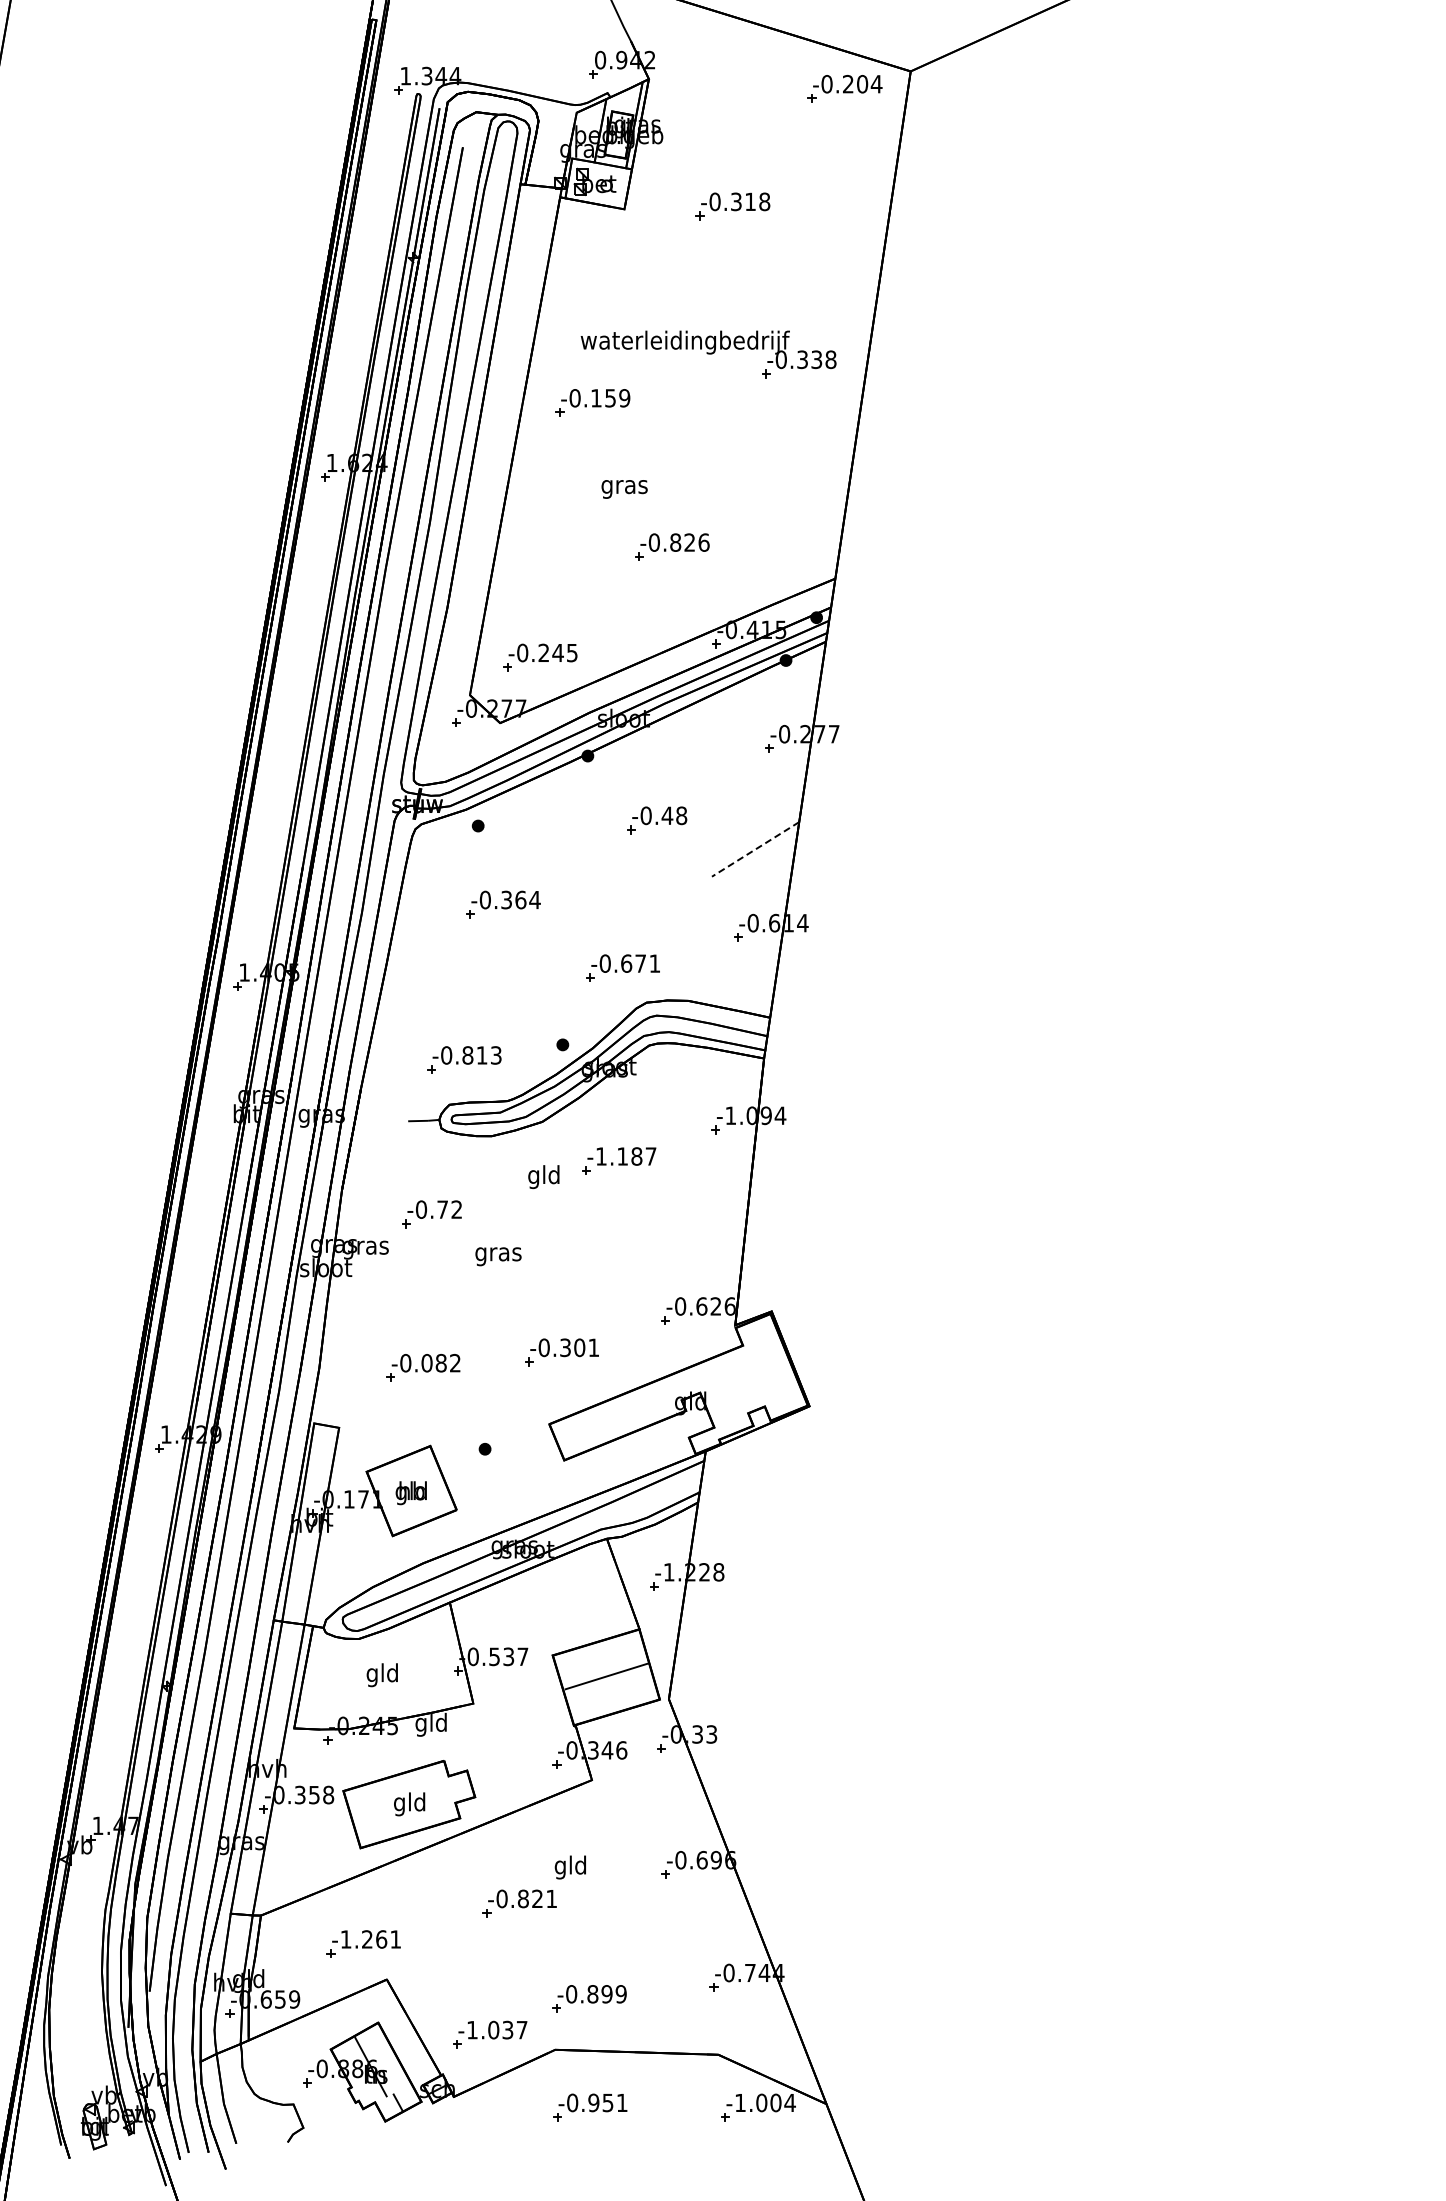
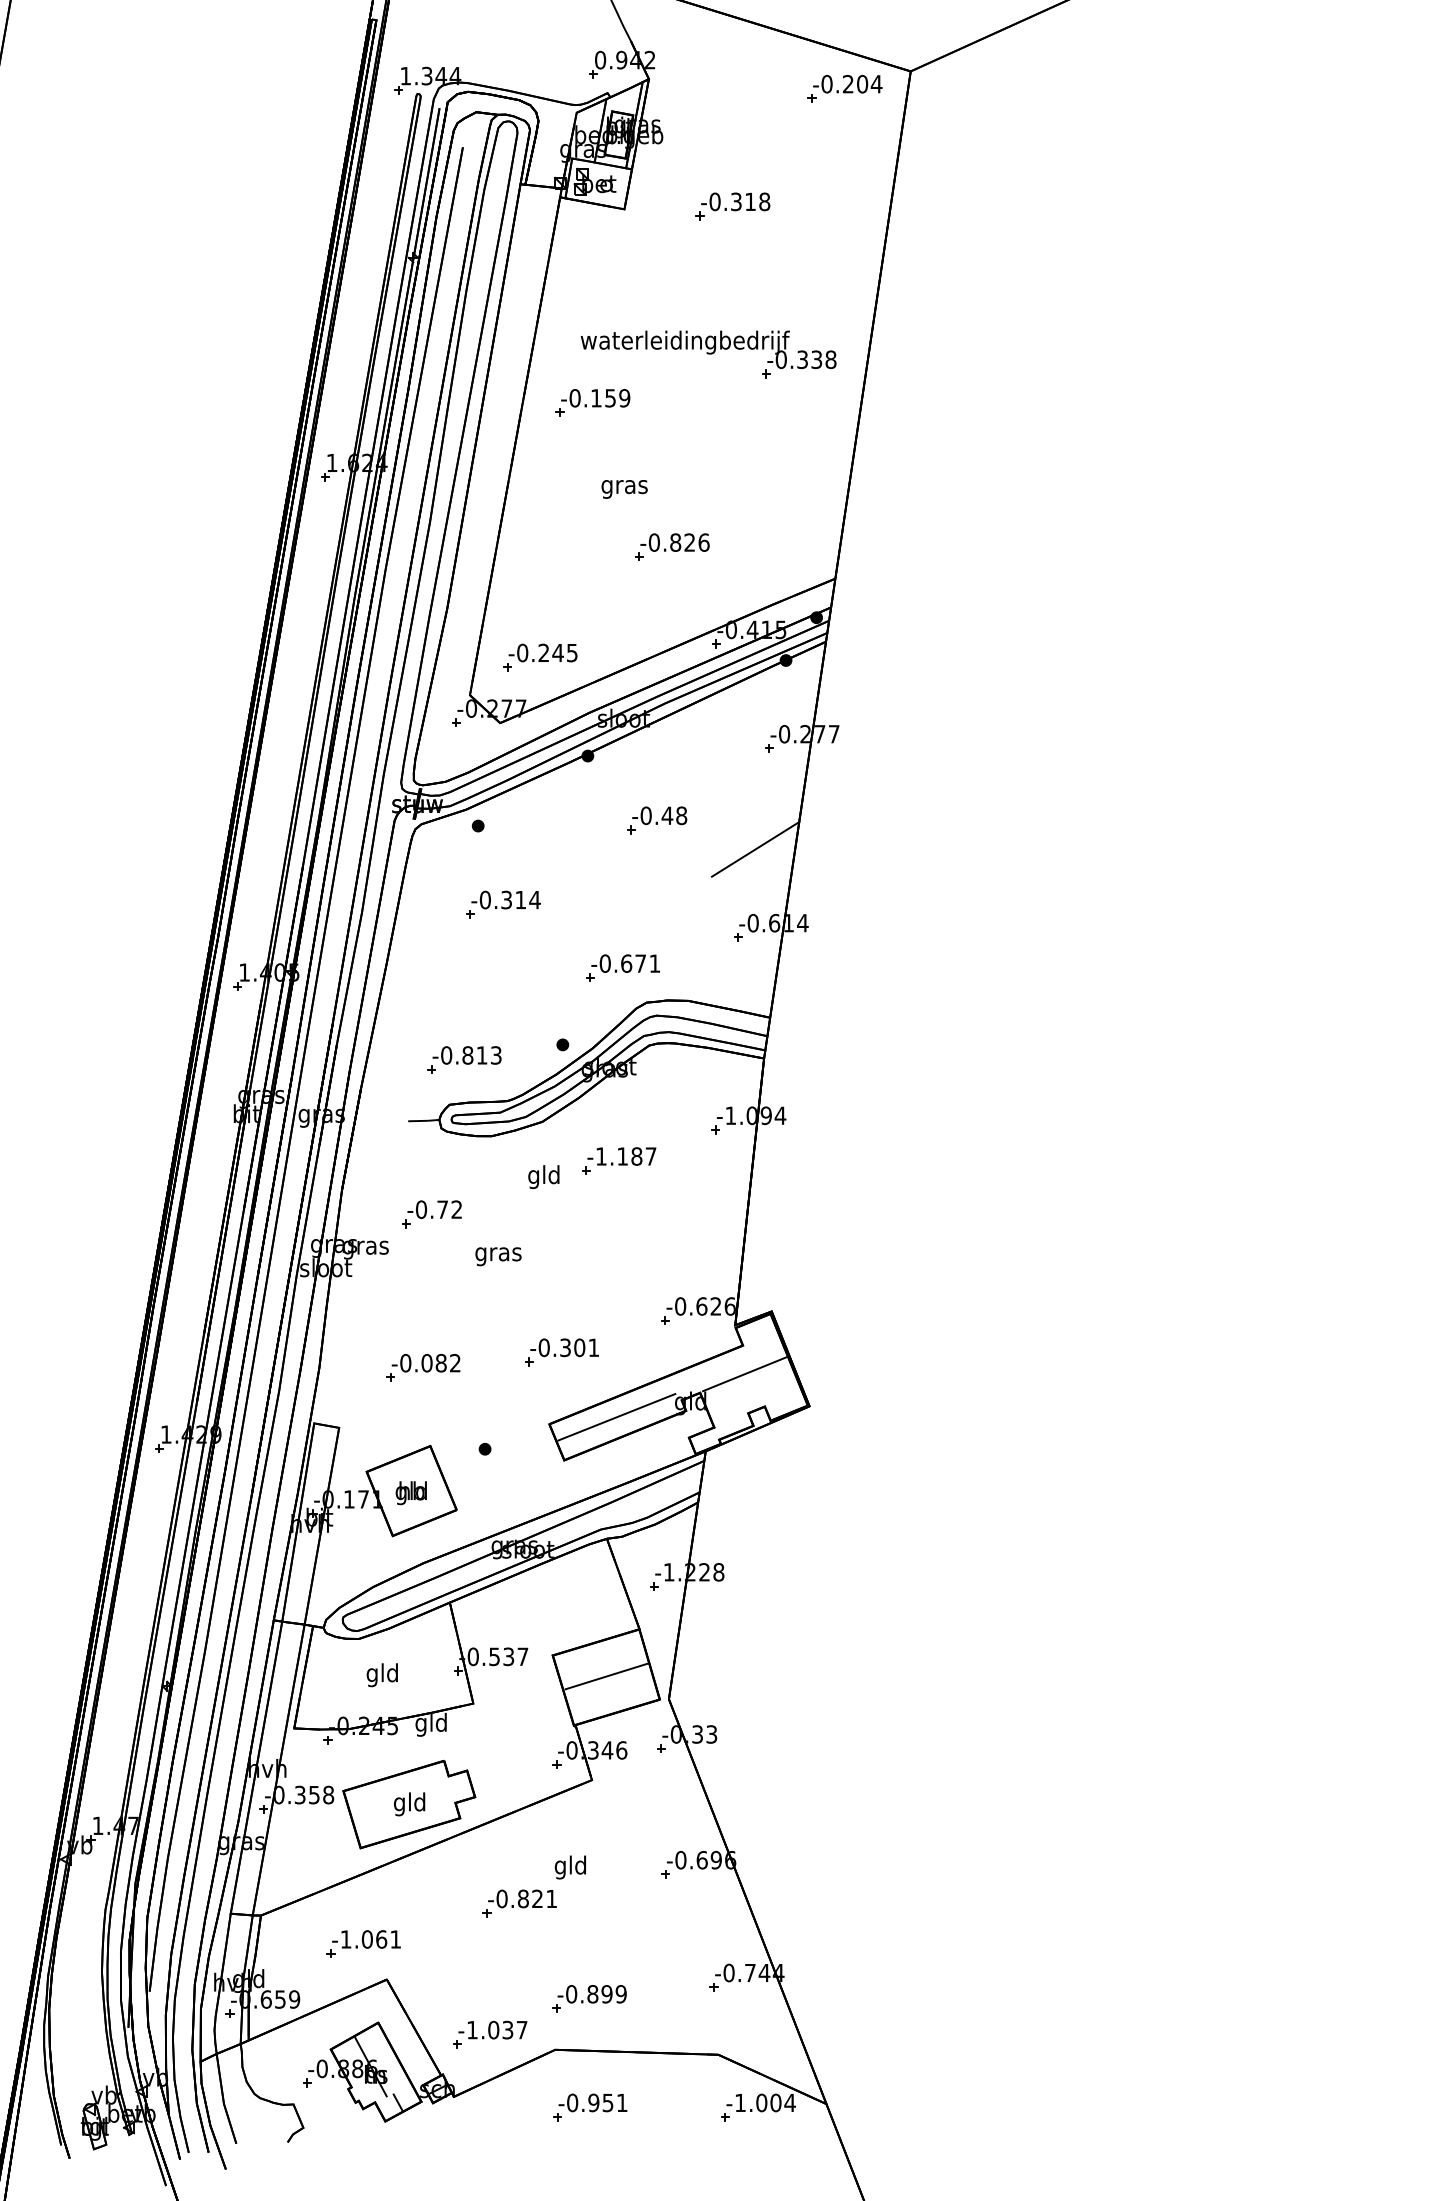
line: dashed -> solid (755, 849)
text: -0.364 -> -0.314 (520, 899)
line: none -> present (744, 1374)
line: none -> present (616, 1417)
text: -1.261 -> -1.061 (366, 1939)
